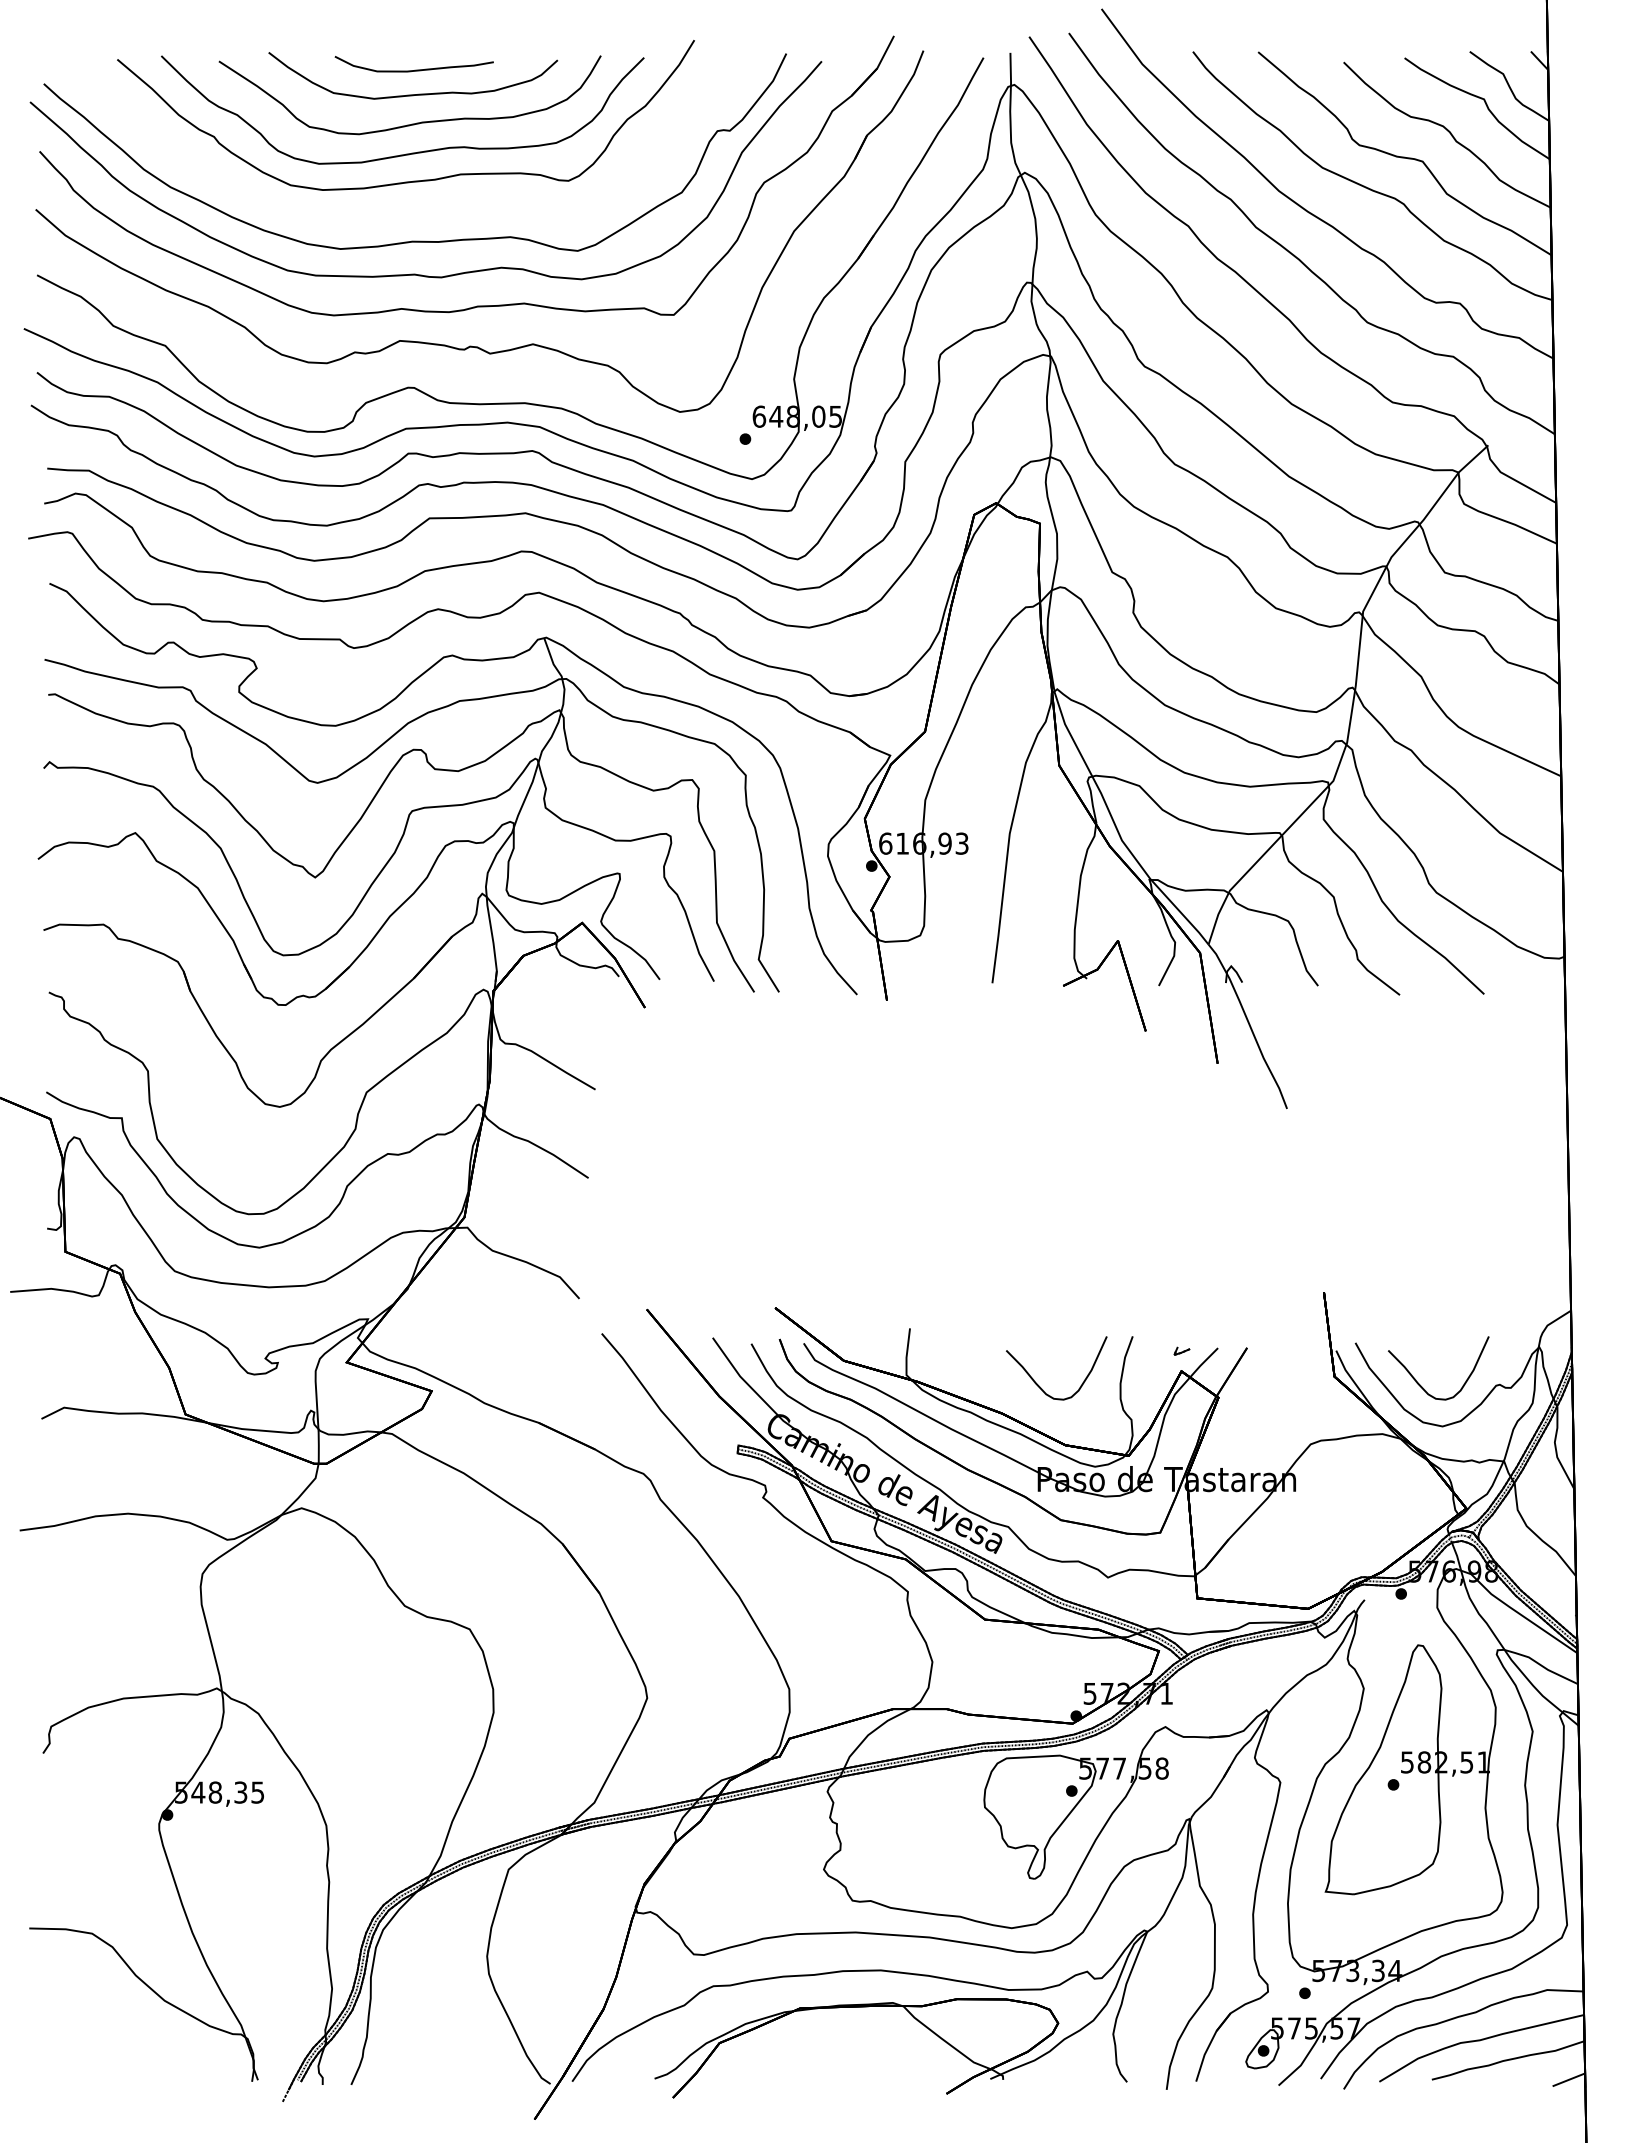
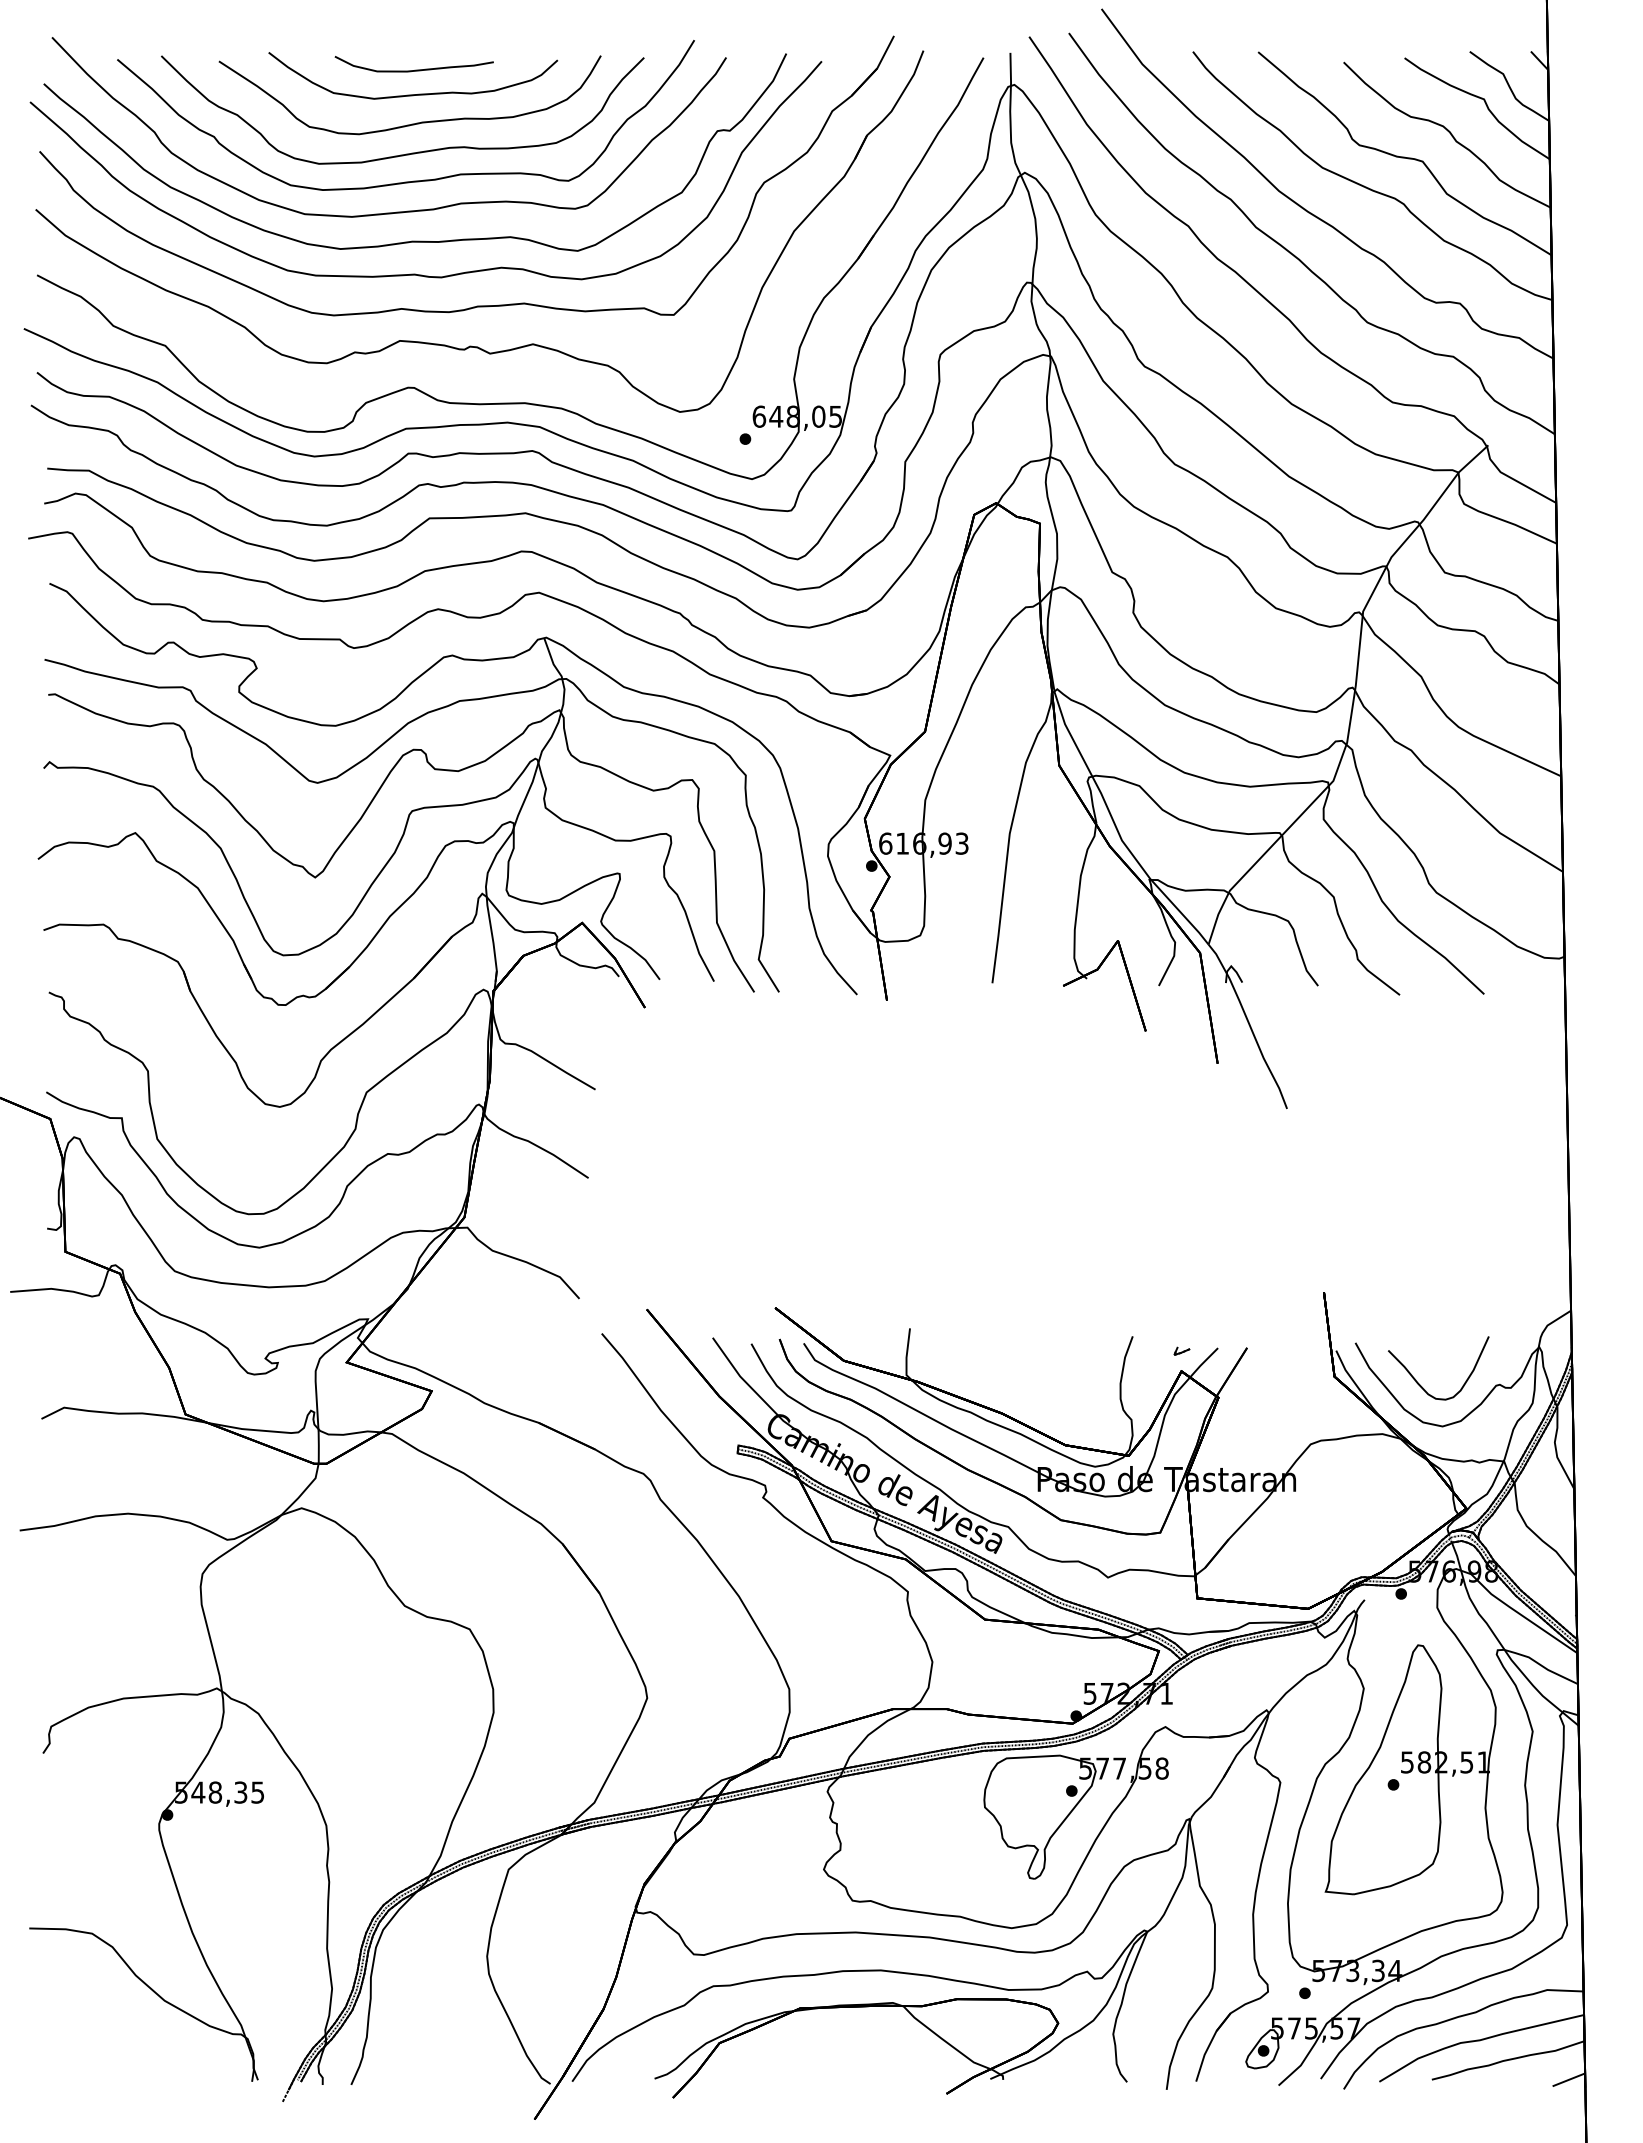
part: none -> present (396, 211)
part: present -> none (1039, 1385)
